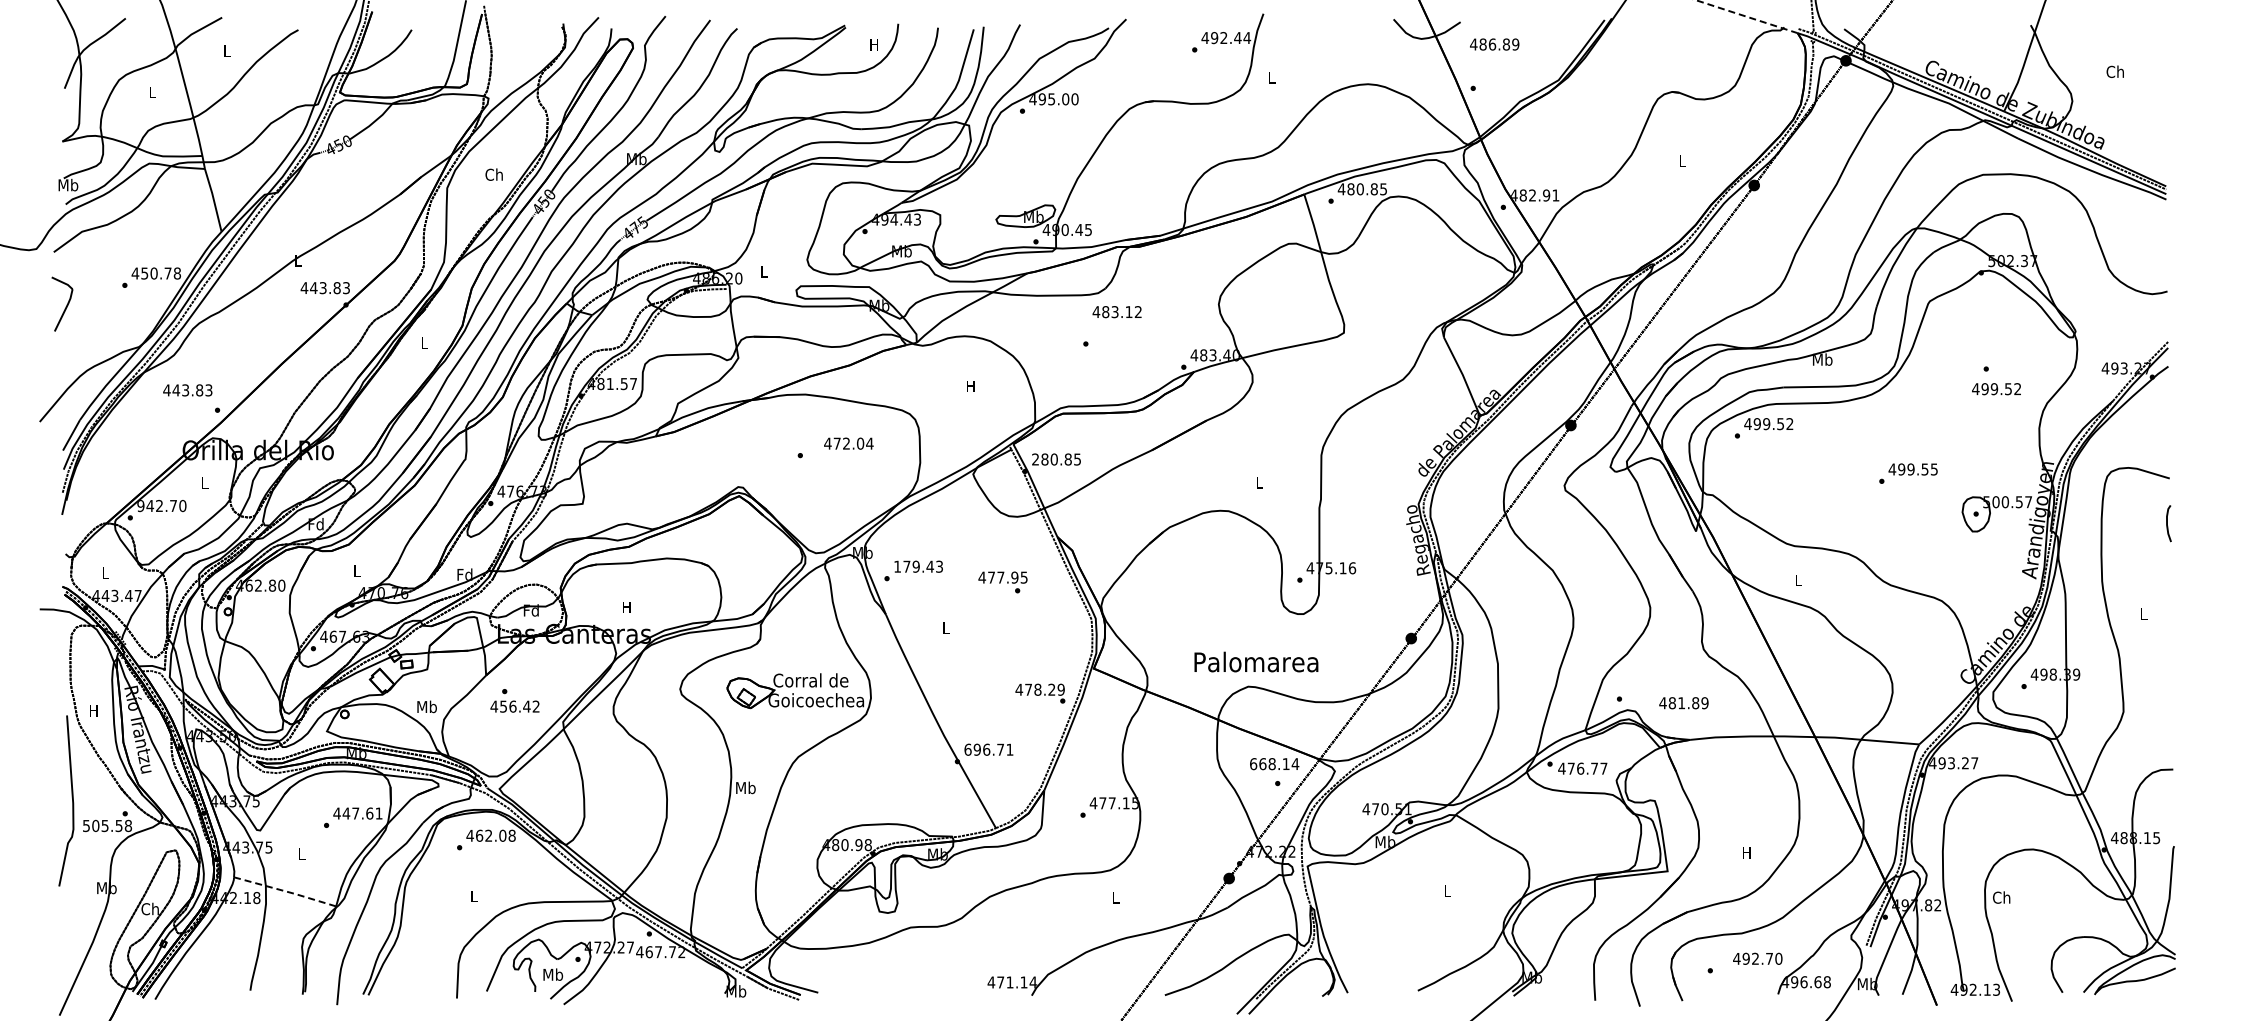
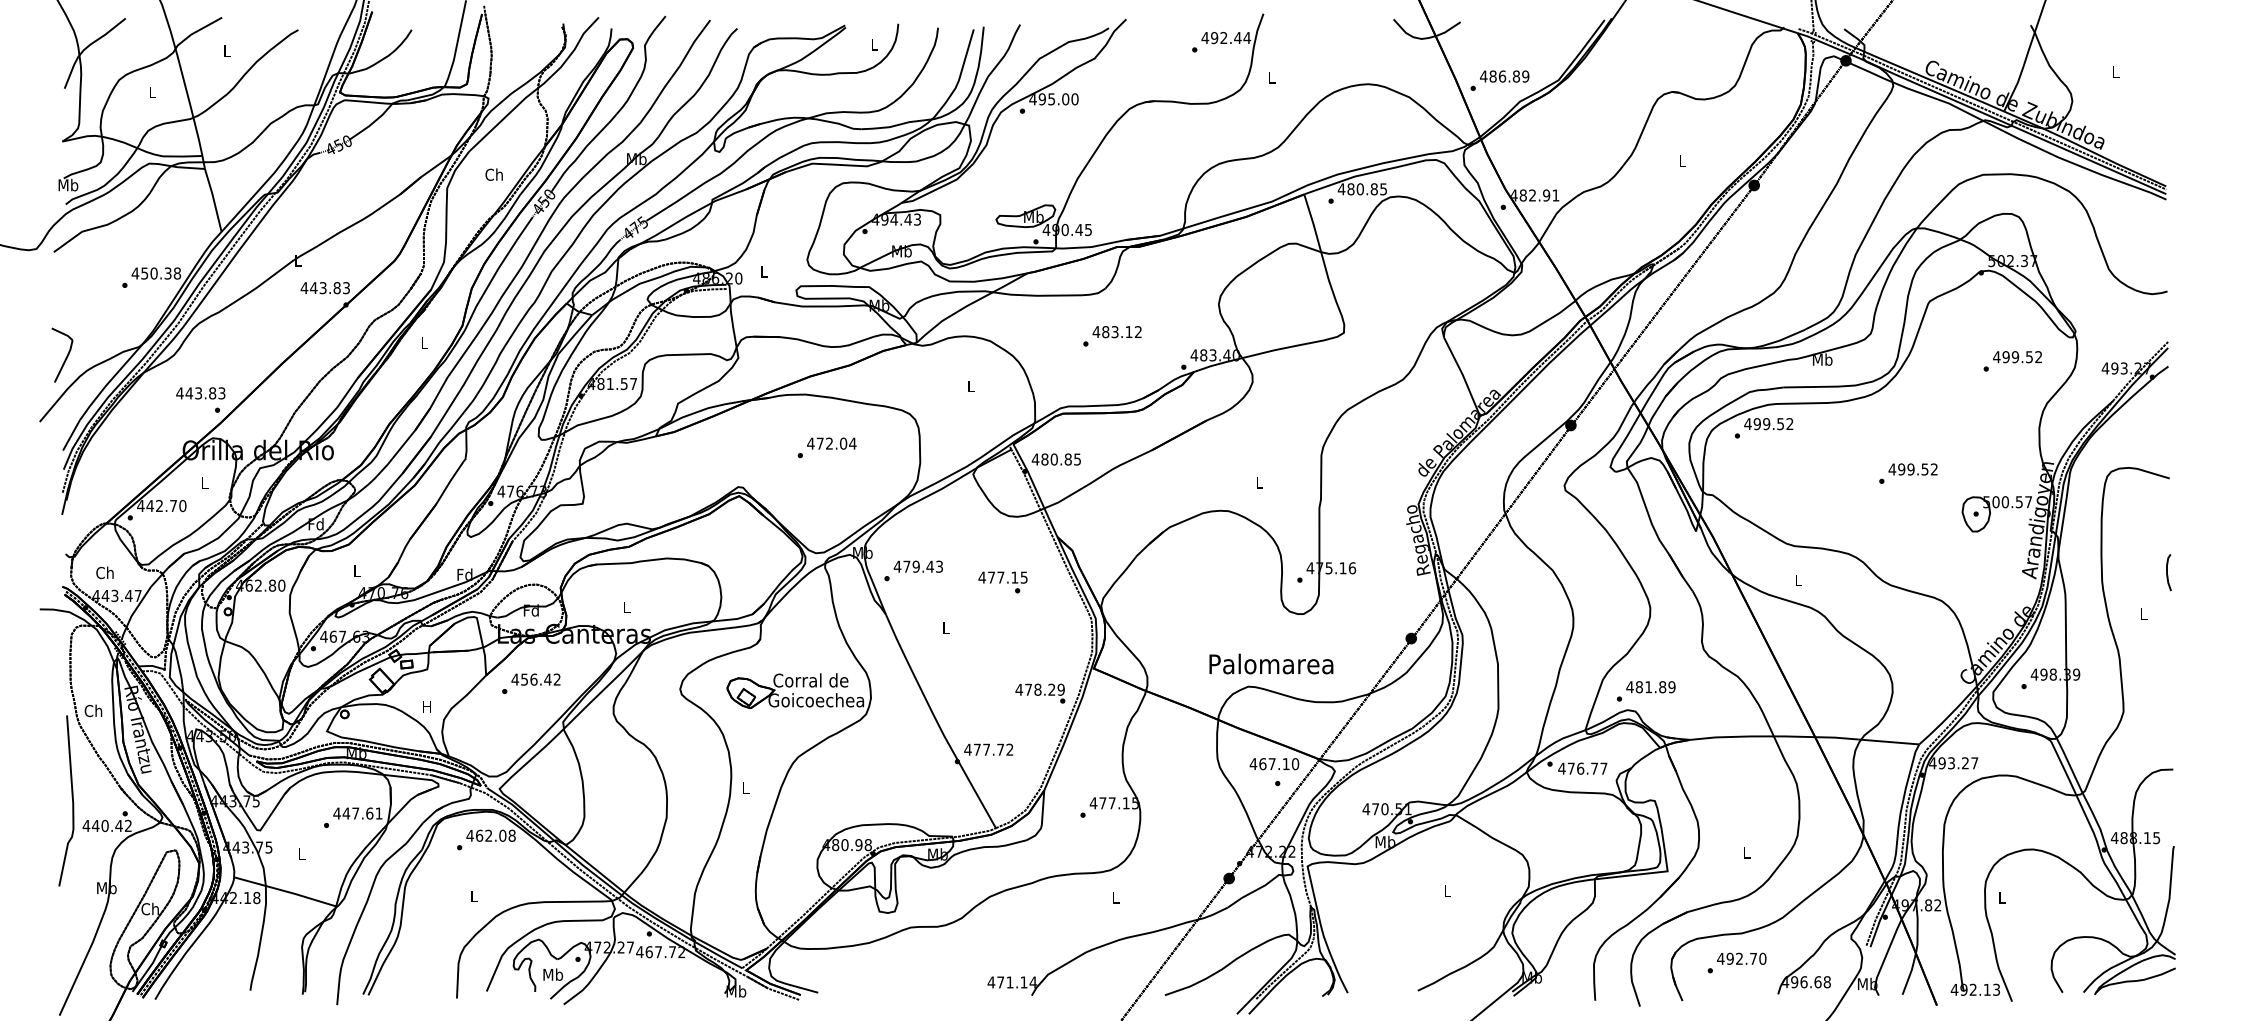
line: dashed -> solid (1746, 16)
text: H -> L (873, 44)
text position: (1494, 44) -> (1504, 76) (1504, 76)
text: Ch -> L (2114, 71)
text: 450.78 -> 450.38 (167, 273)
curve position: (66, 304) -> (66, 355) (66, 355)
text position: (1116, 312) -> (1116, 332) (1116, 332)
text: H -> L (970, 386)
text position: (1996, 389) -> (2017, 357) (2017, 357)
text position: (187, 390) -> (200, 393) (200, 393)
text position: (848, 443) -> (831, 443) (831, 443)
text: 280.85 -> 480.85 (1035, 459)
text: 499.55 -> 499.52 (1934, 469)
text: 942.70 -> 442.70 (140, 506)
curve position: (2167, 523) -> (2167, 572) (2167, 572)
text: 179.43 -> 479.43 (897, 566)
text: L -> Ch (104, 572)
text: 477.95 -> 477.15 (1014, 577)
text: H -> L (626, 607)
text position: (1256, 661) -> (1271, 663) (1271, 663)
text position: (1683, 703) -> (1650, 687) (1650, 687)
text: Mb -> H (426, 706)
text position: (514, 706) -> (535, 679) (535, 679)
text: H -> Ch (93, 710)
text: 696.71 -> 477.72 (988, 749)
text: 668.14 -> 467.10 (1274, 764)
text: Mb -> L (745, 787)
text: 505.58 -> 440.42 (107, 825)
text: H -> L (1746, 852)
line: dashed -> solid (285, 891)
text: Ch -> L (2001, 897)
text position: (1757, 958) -> (1741, 958) (1741, 958)
